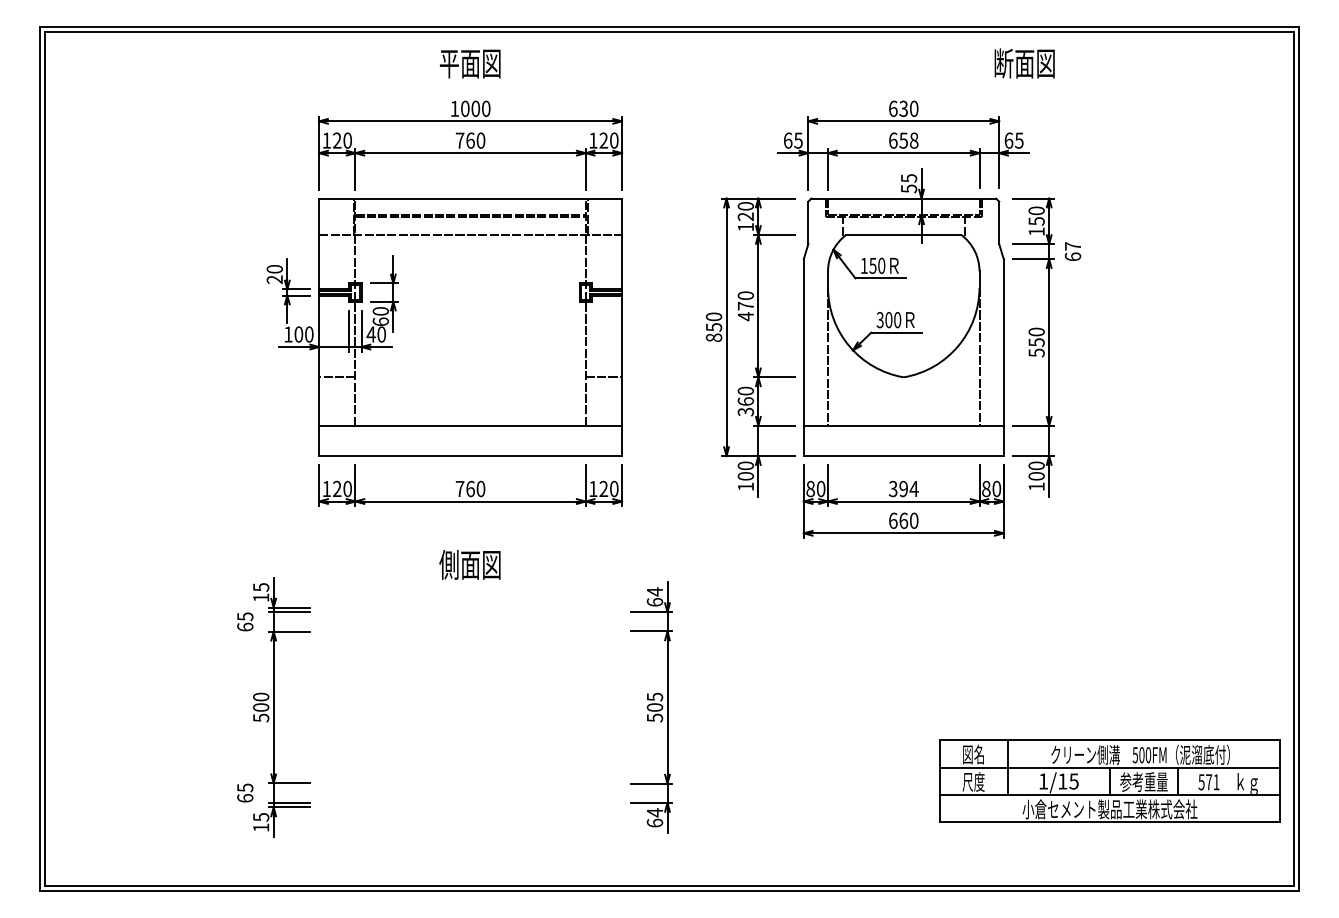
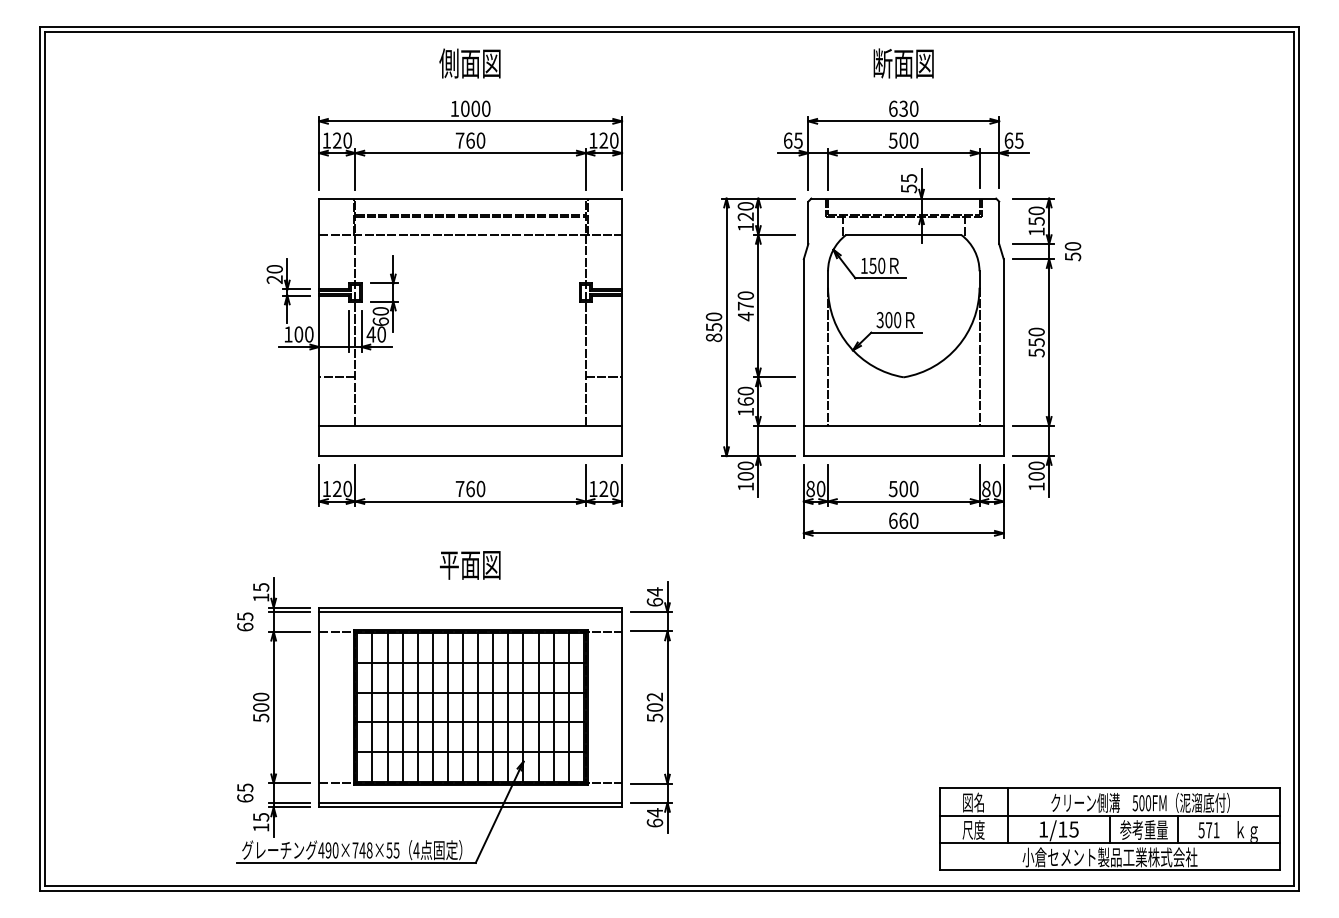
text: 平面図 -> 側面図 (448, 63)
text position: (1024, 63) -> (903, 63) (903, 63)
text: 658 -> 500 (903, 140)
text: 67 -> 50 (1072, 251)
text: 360 -> 160 (745, 411)
text: 394 -> 500 (903, 488)
text: 側面図 -> 平面図 (448, 564)
text: 505 -> 502 (654, 696)
part: none -> present (429, 735)
part position: (1109, 780) -> (1109, 828) (1109, 828)
